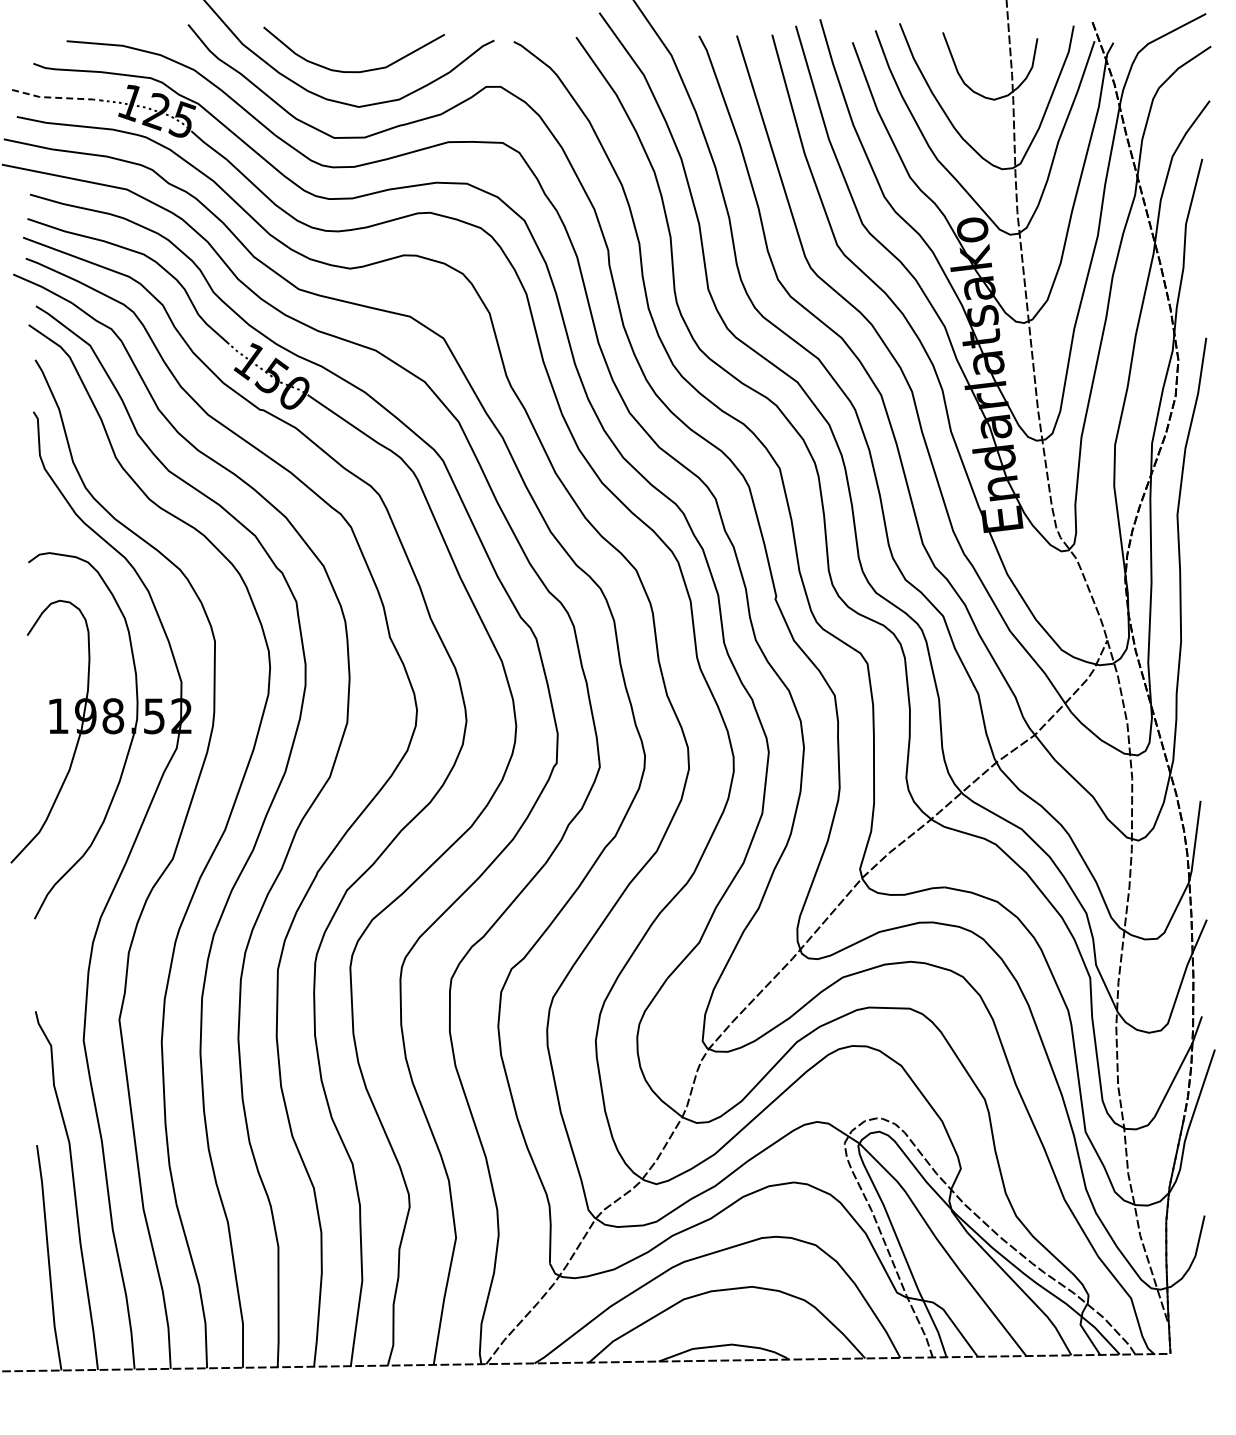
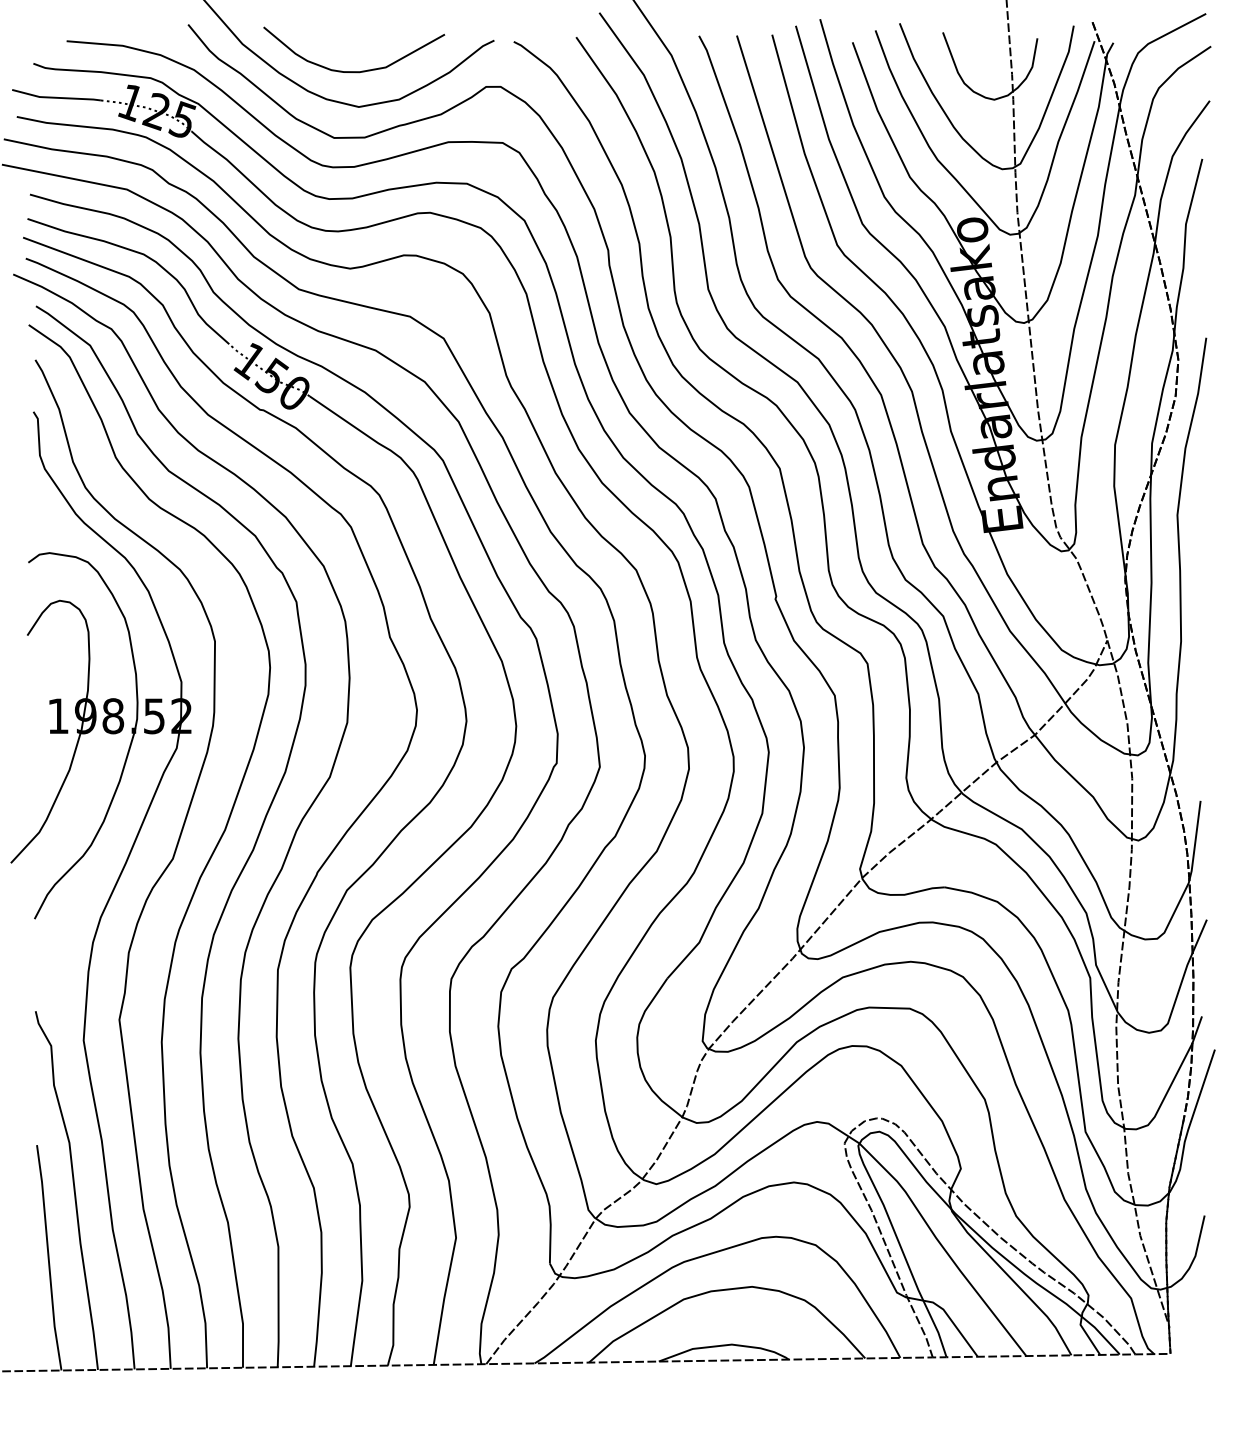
line: dashed -> solid (56, 97)
